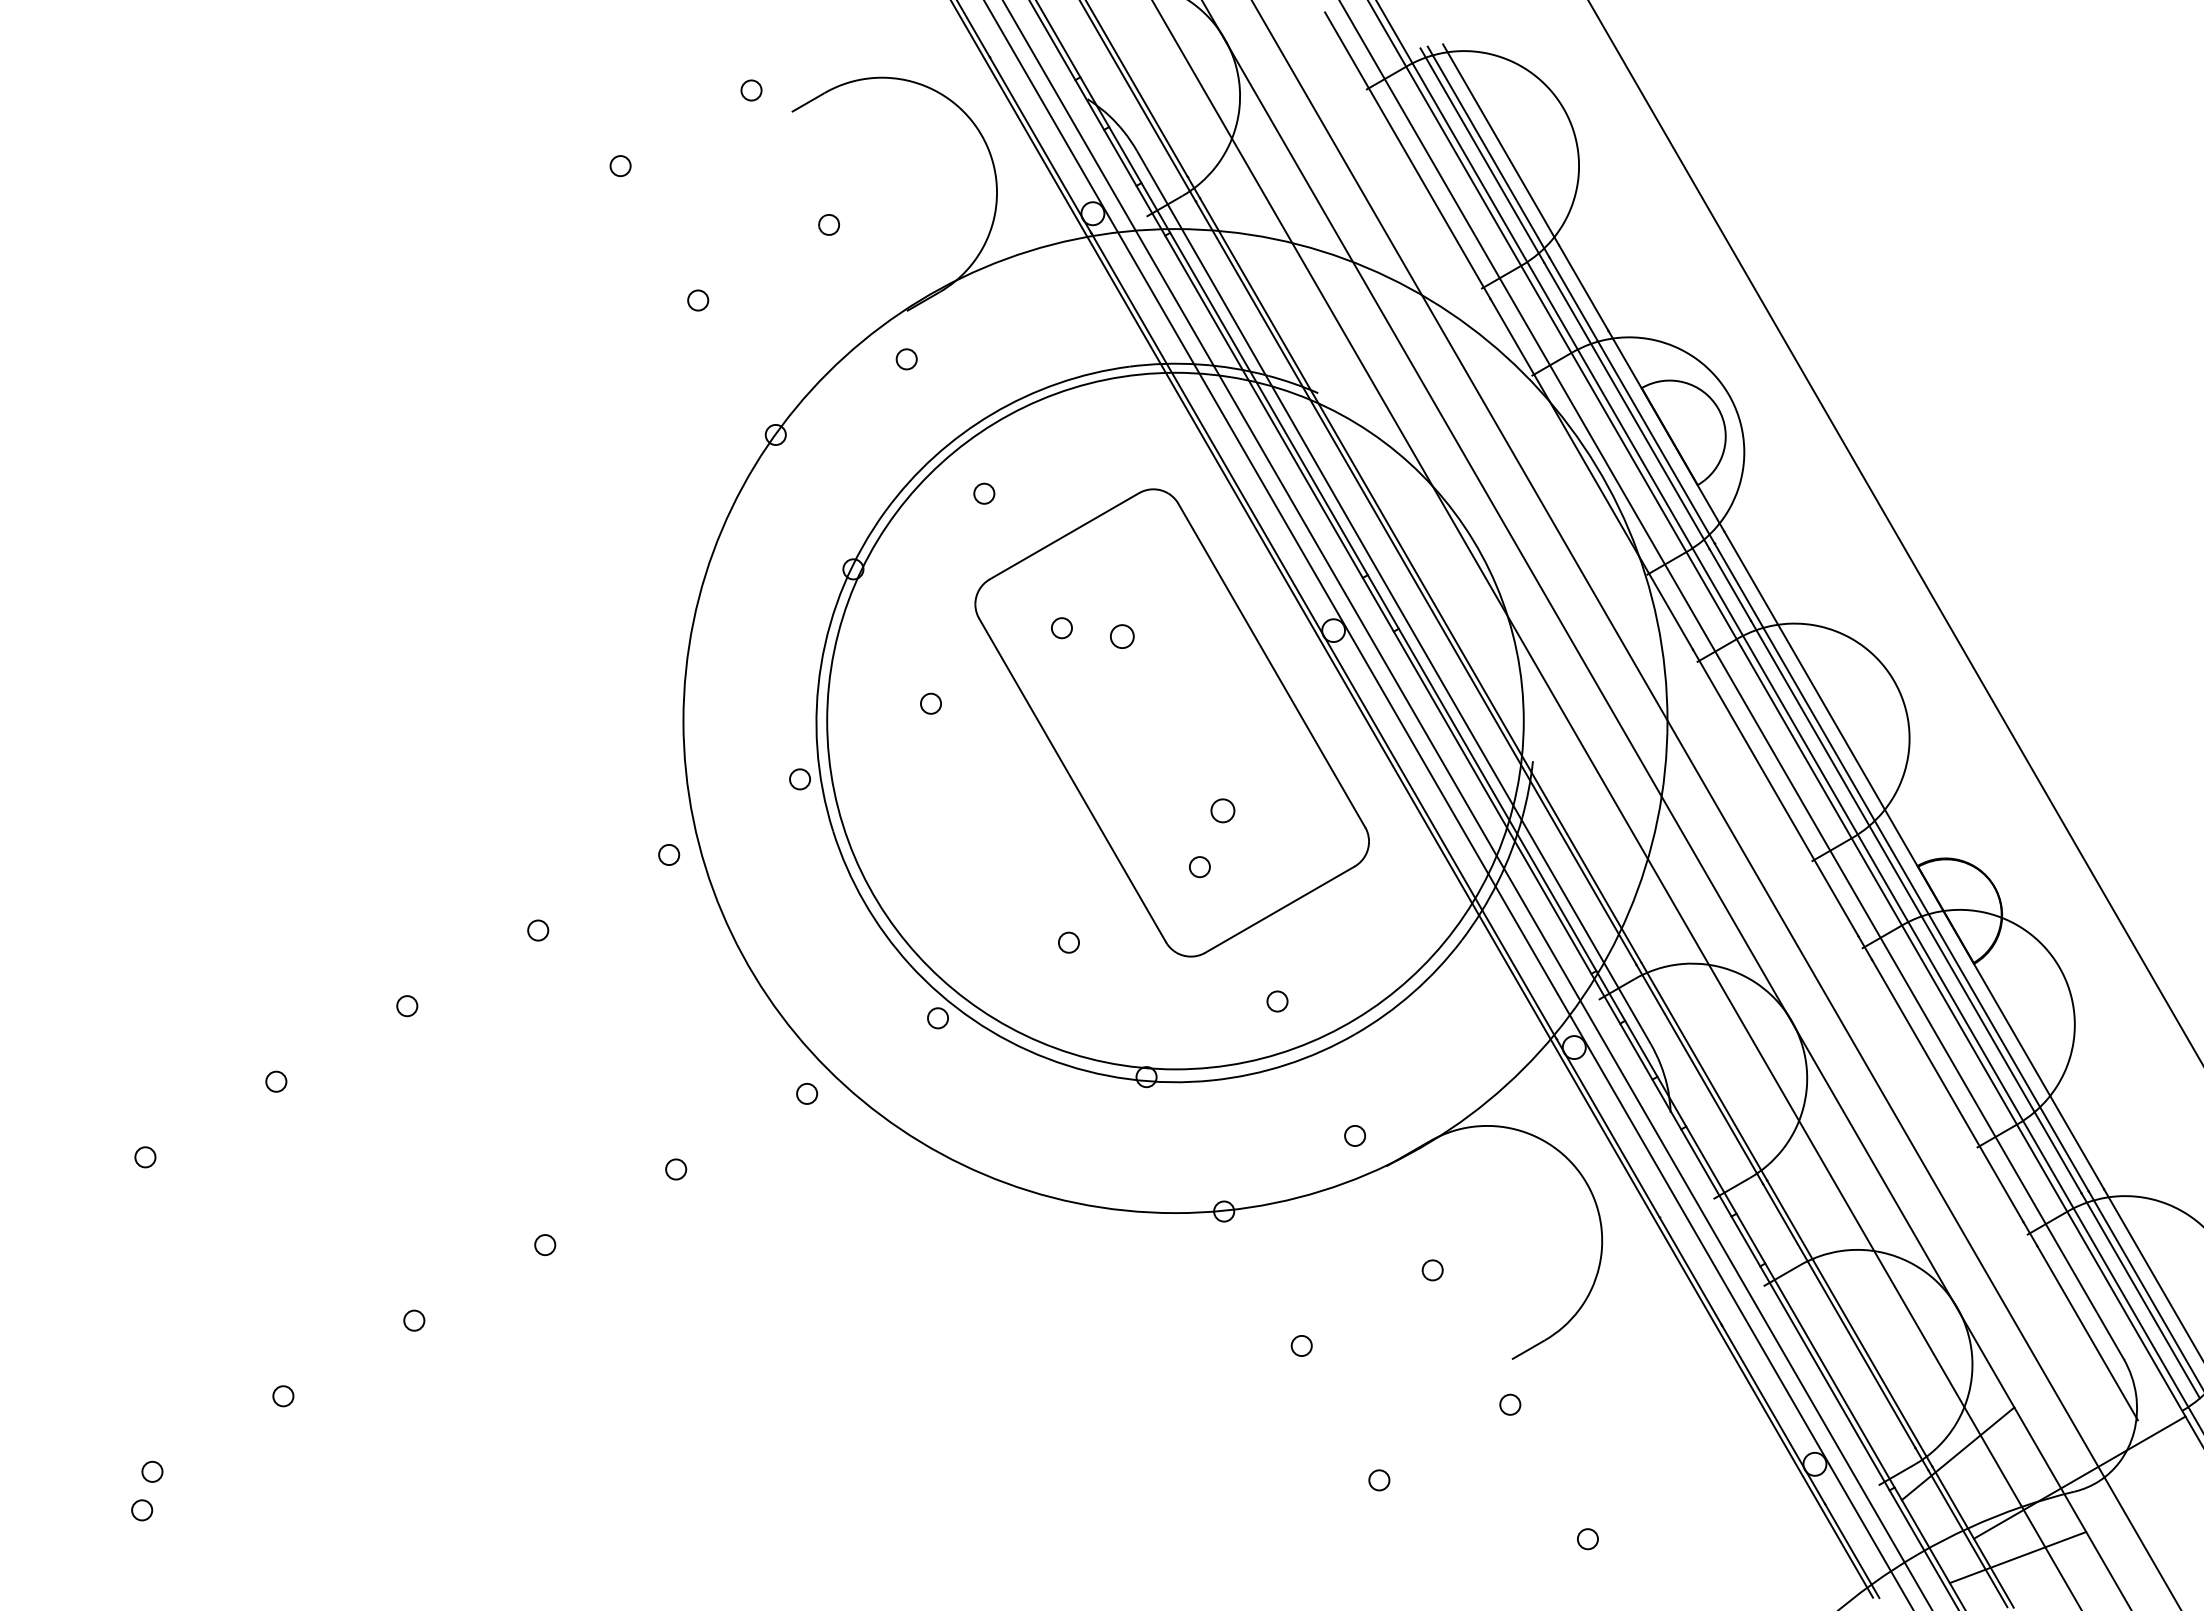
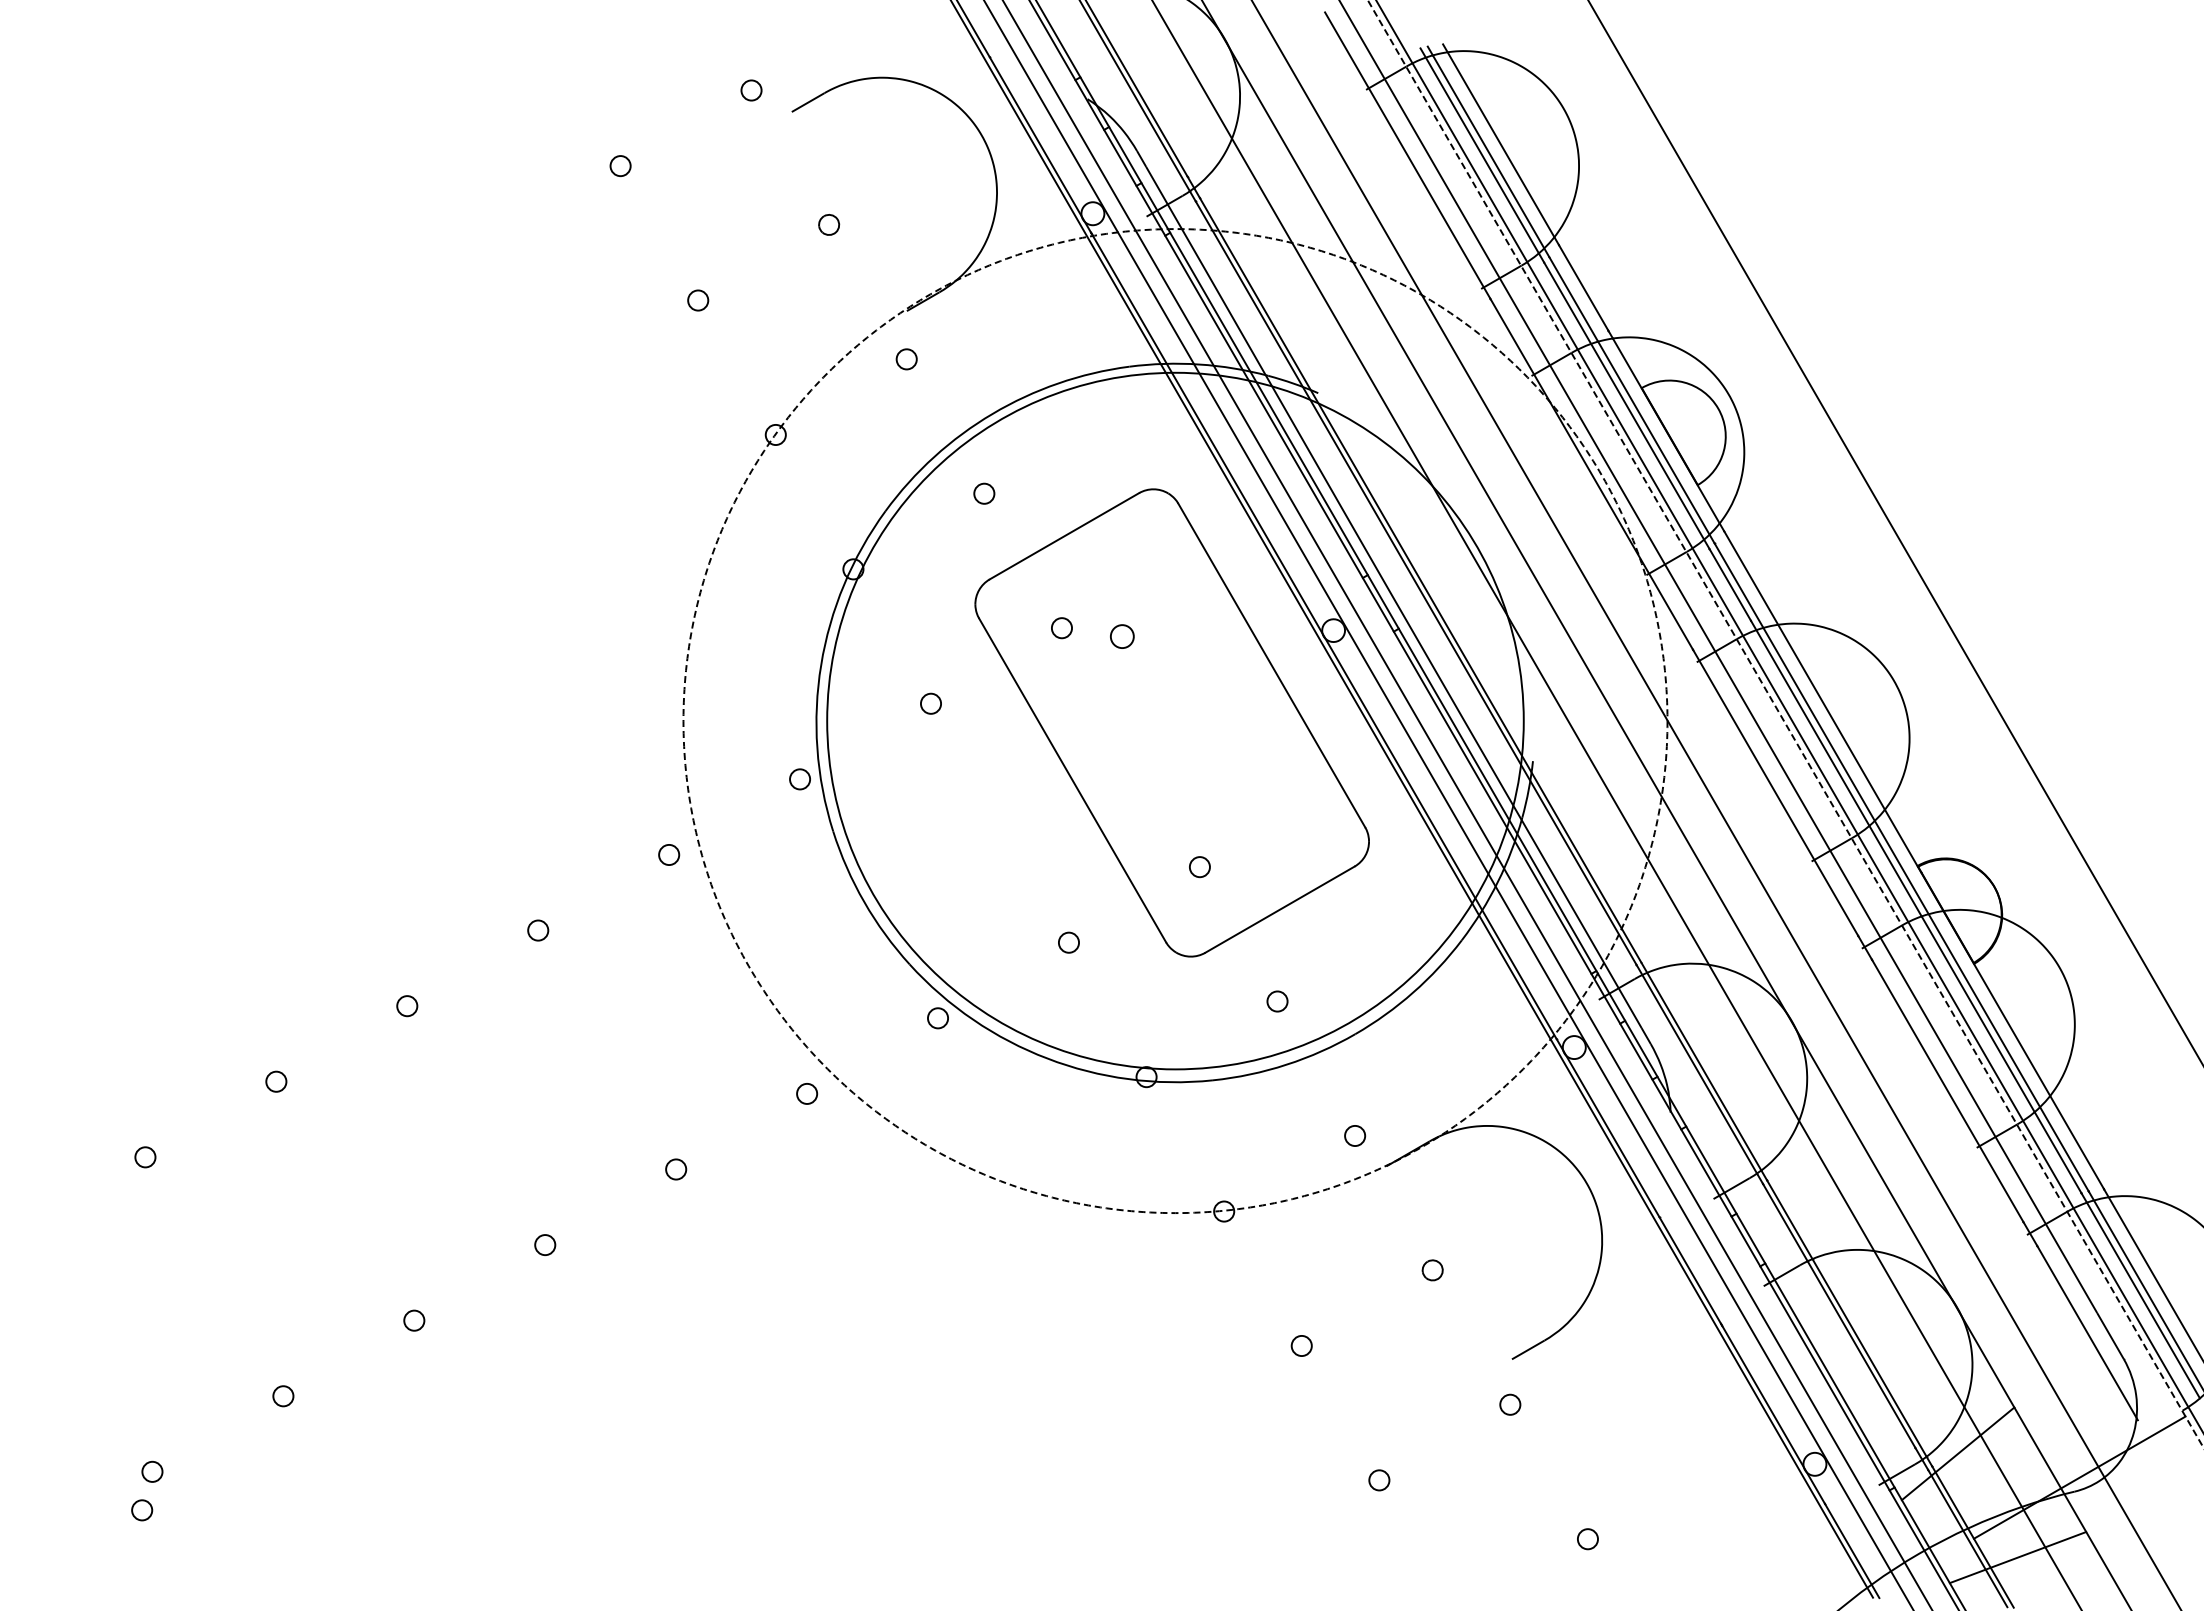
circle: solid -> dashed (1175, 721)
line: solid -> dashed (1785, 724)
circle: present -> none (1222, 810)
